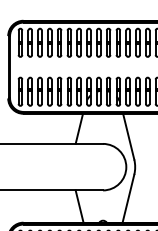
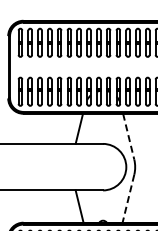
line: solid -> dashed (128, 136)
line: solid -> dashed (128, 198)
